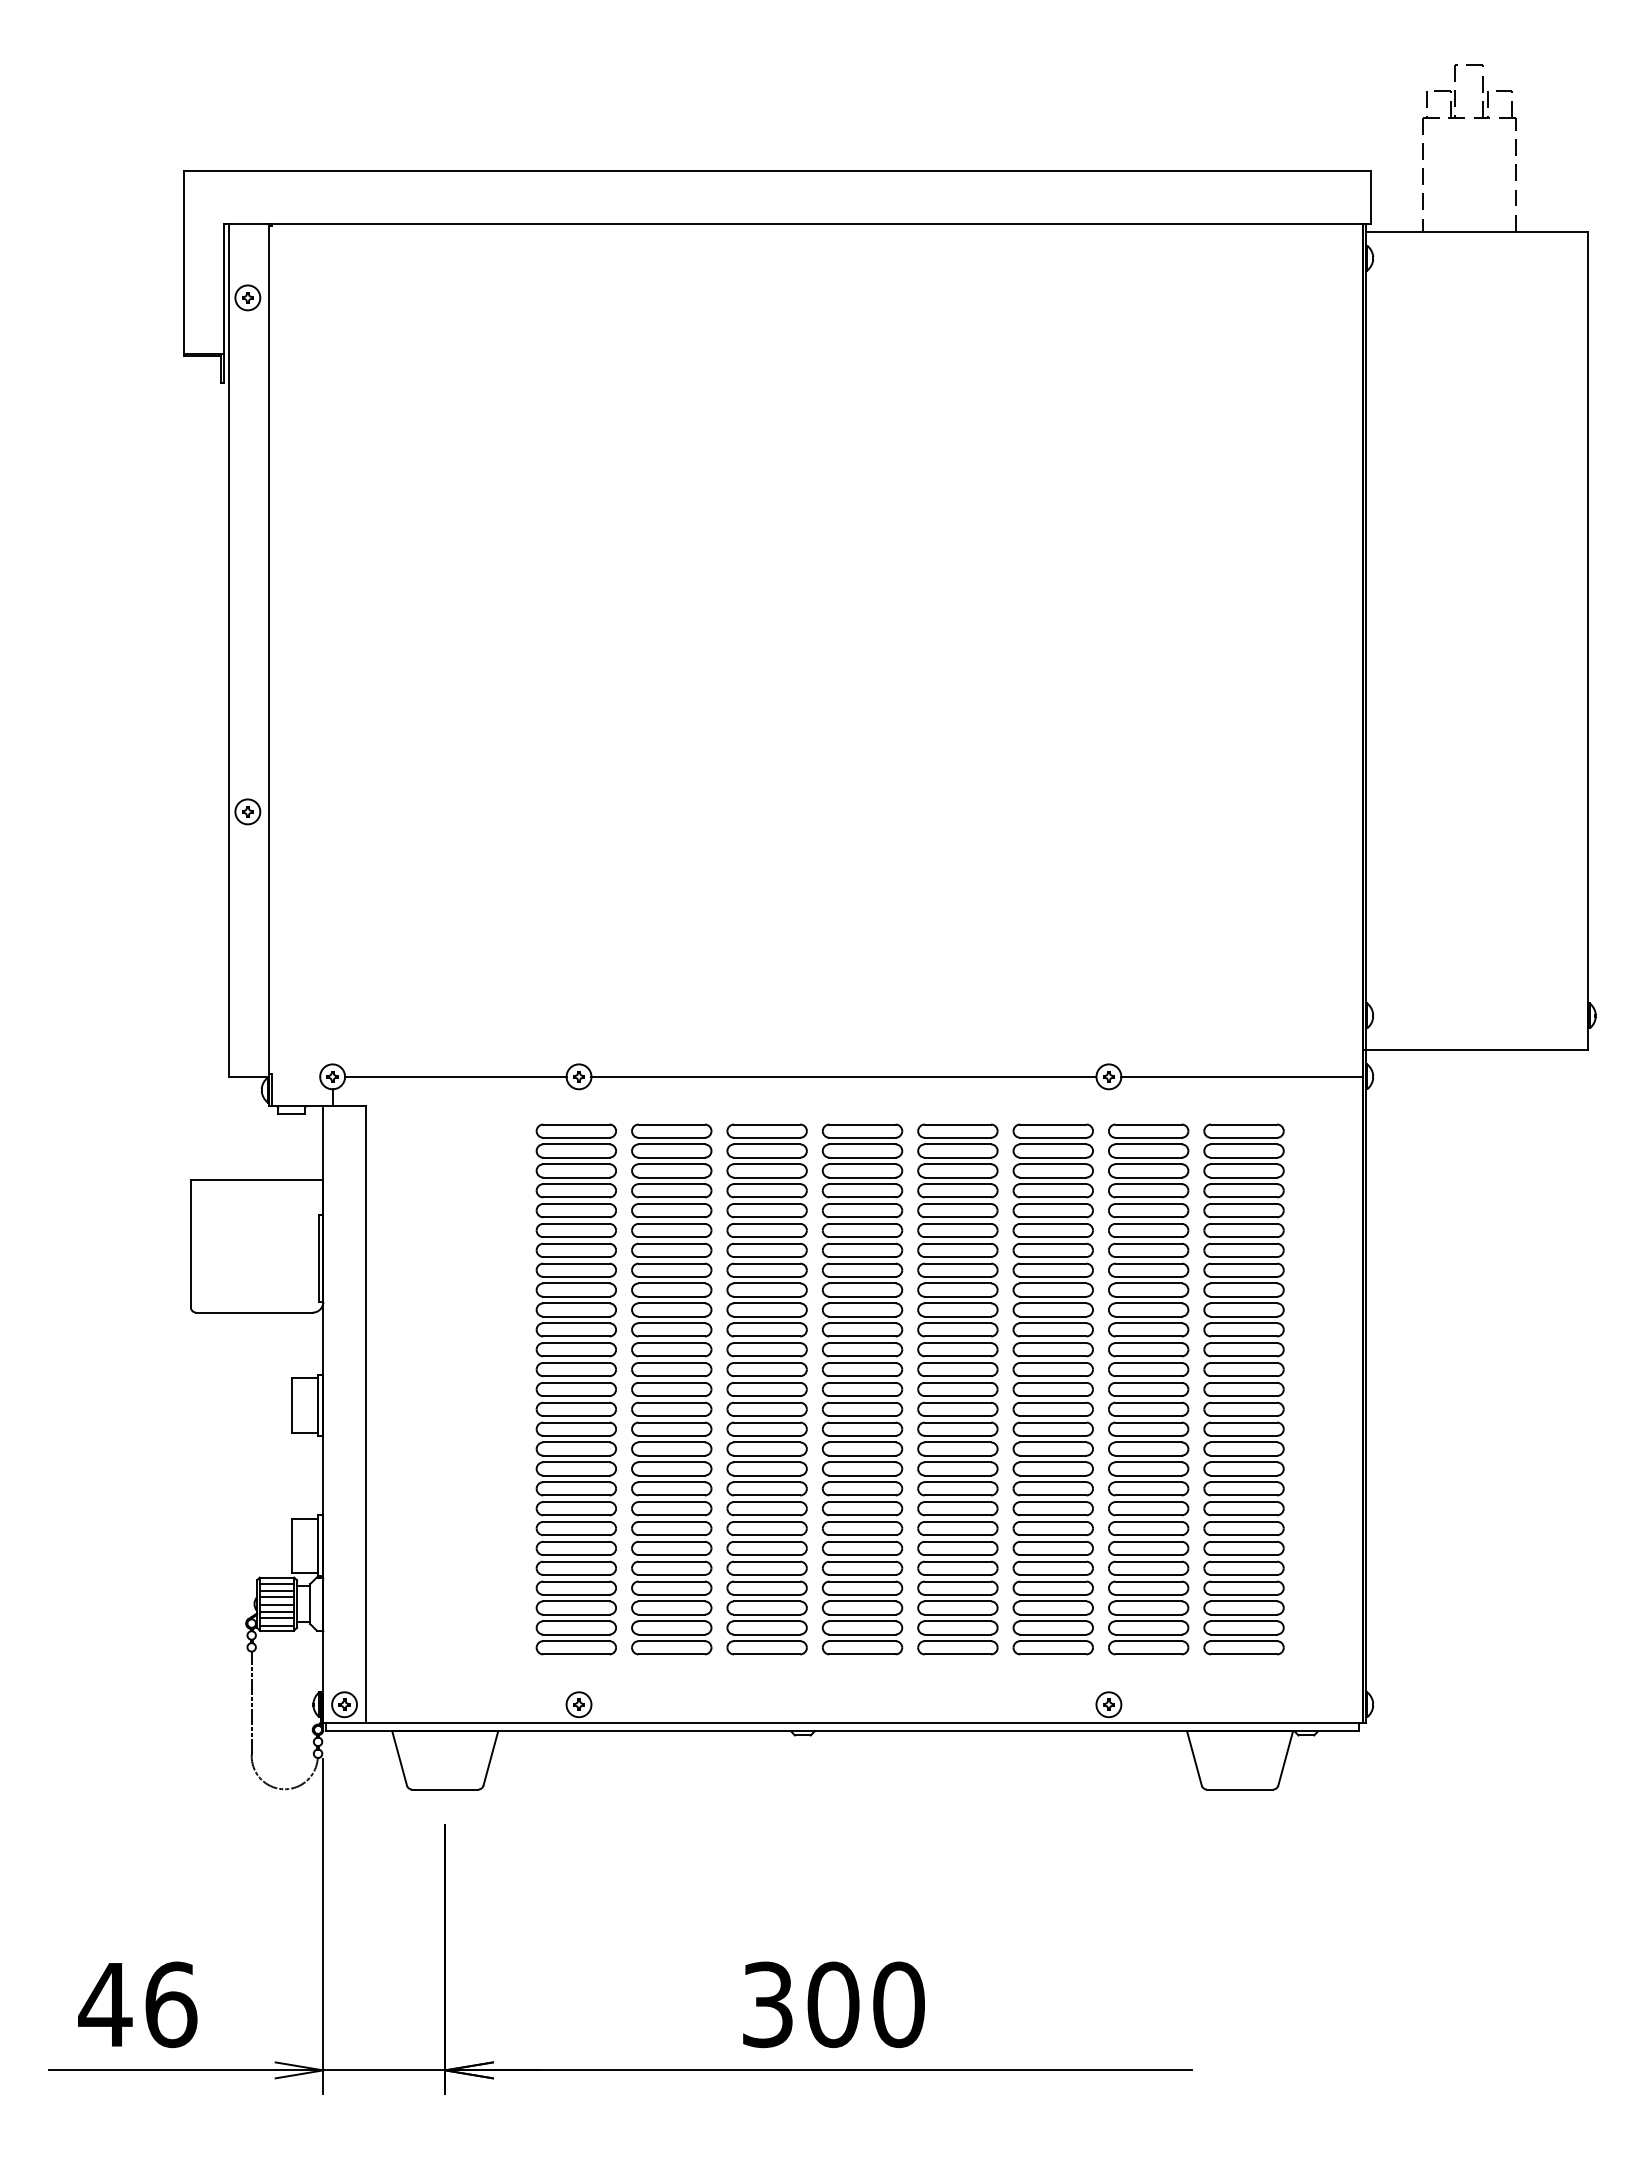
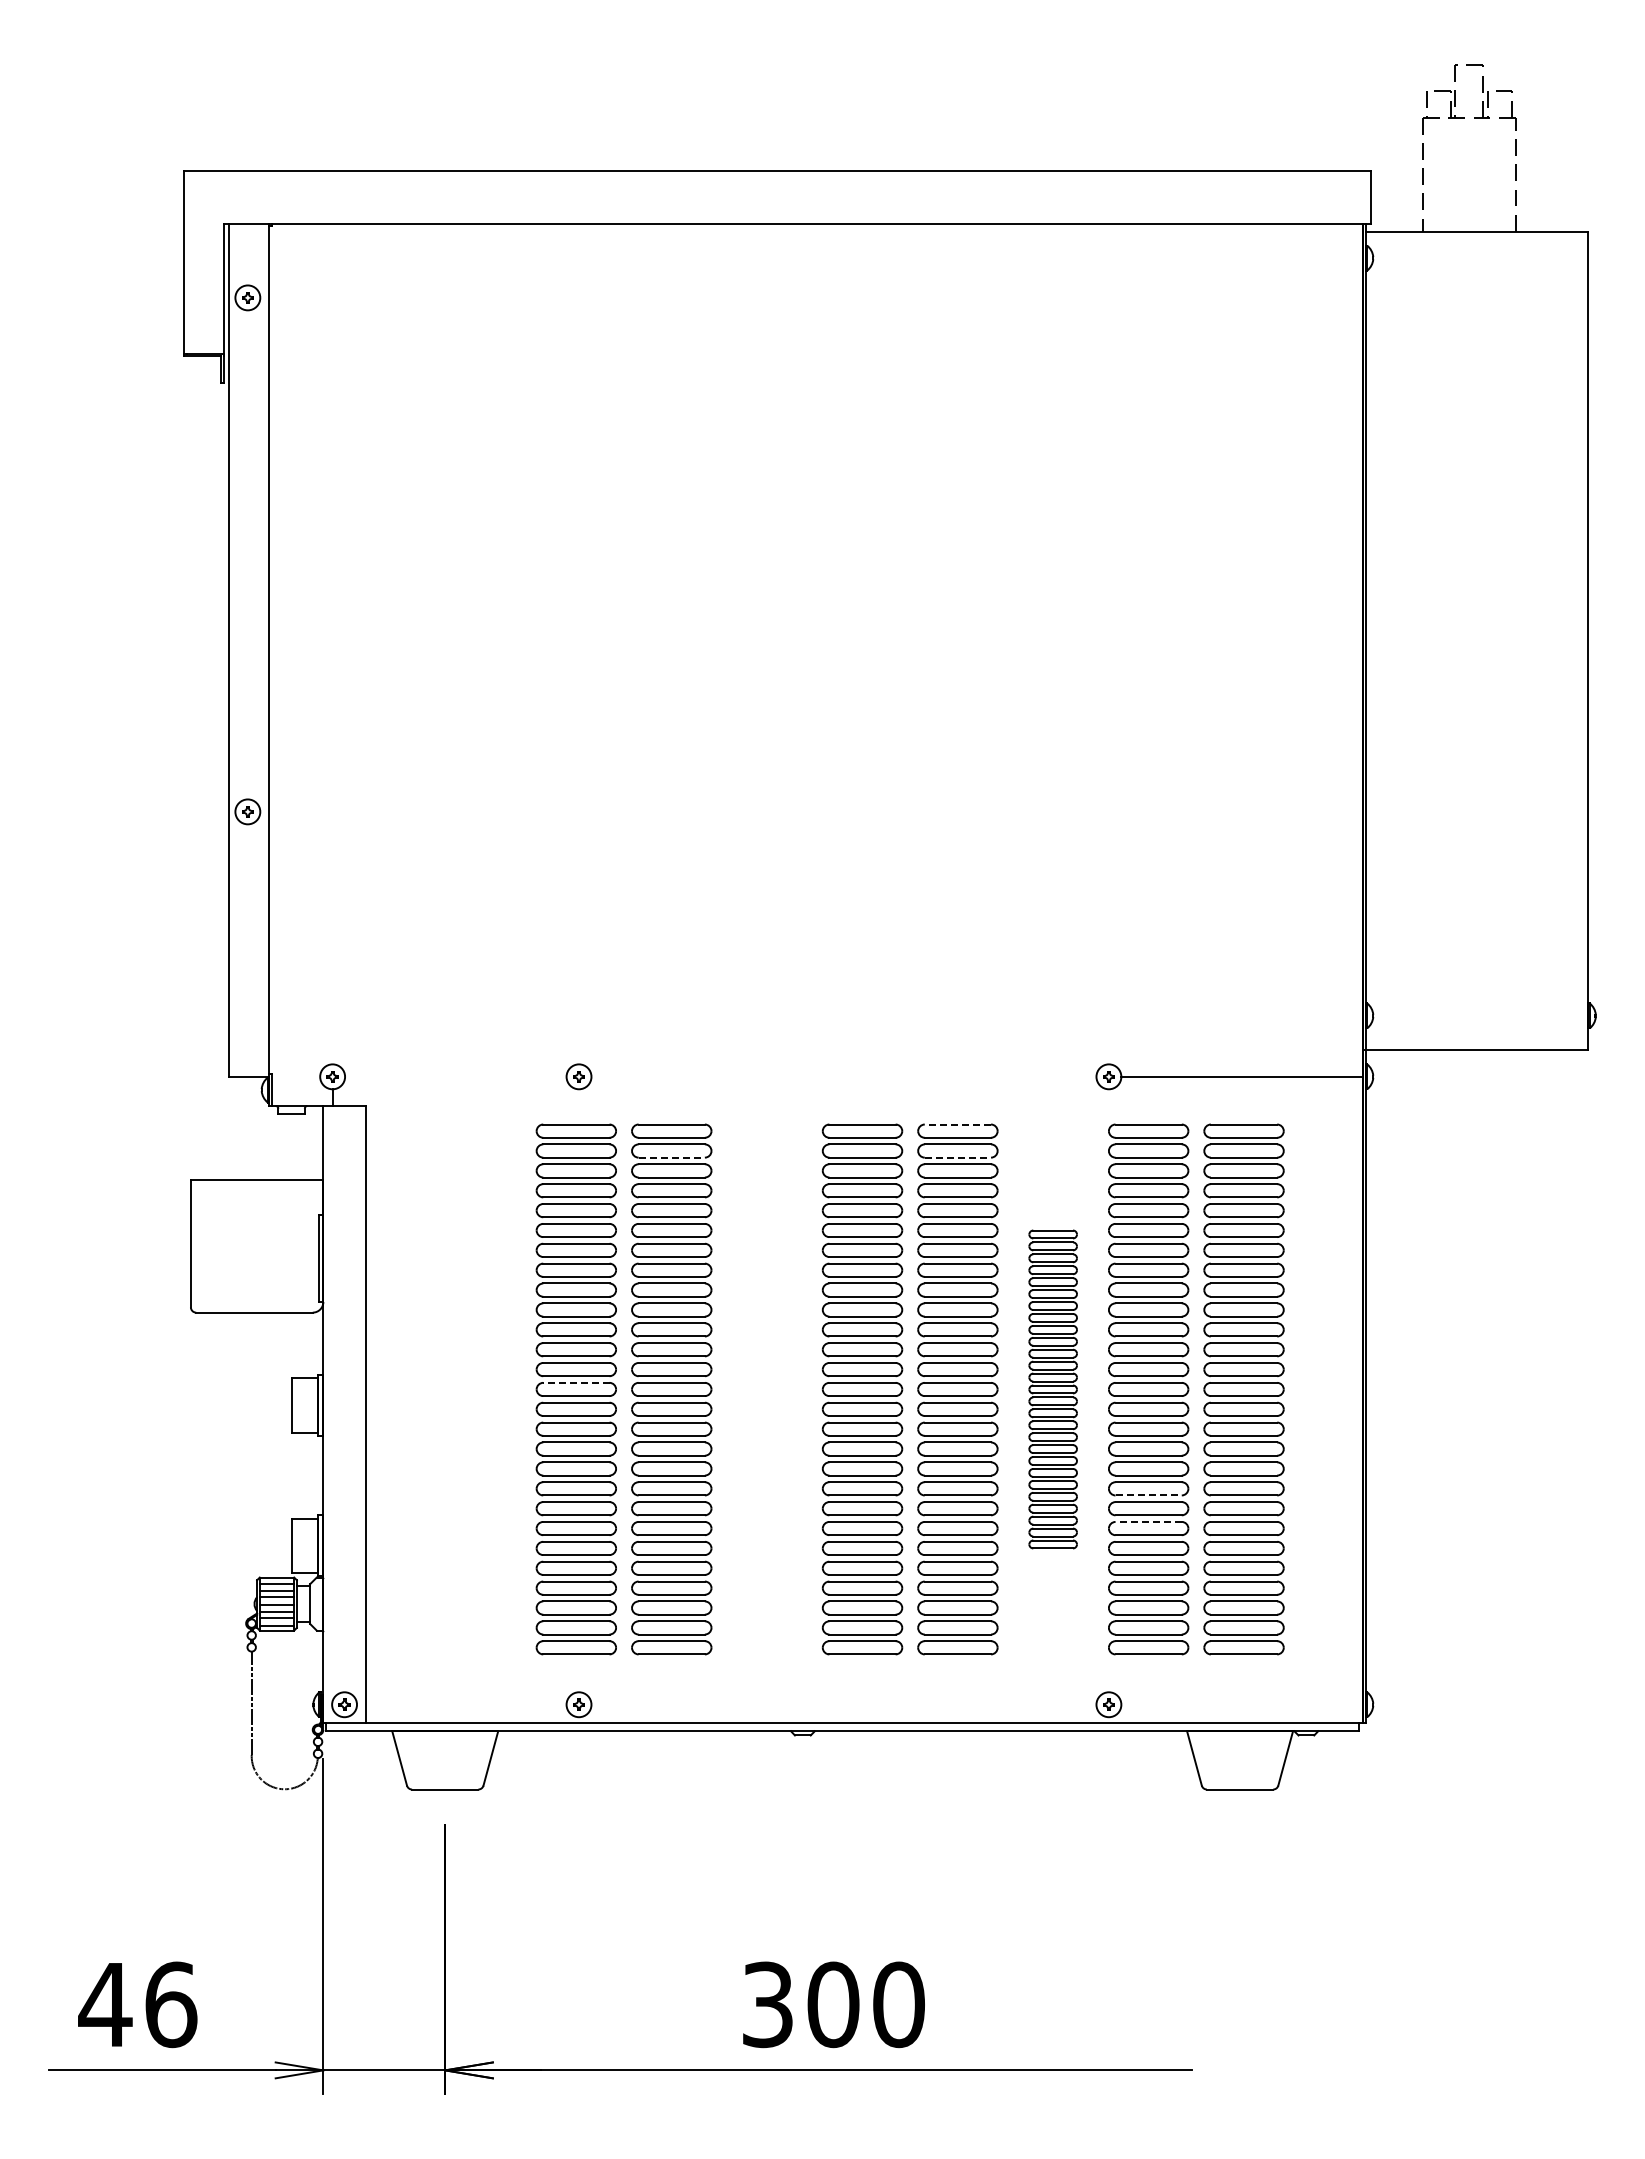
line: present -> none (455, 1076)
line: present -> none (843, 1076)
line: solid -> dashed (957, 1124)
line: solid -> dashed (672, 1157)
line: solid -> dashed (958, 1157)
line: solid -> dashed (575, 1382)
part: present -> none (766, 1389)
part size: 82x533 px -> 50x321 px (1052, 1389)
line: solid -> dashed (1149, 1495)
line: solid -> dashed (1148, 1521)
